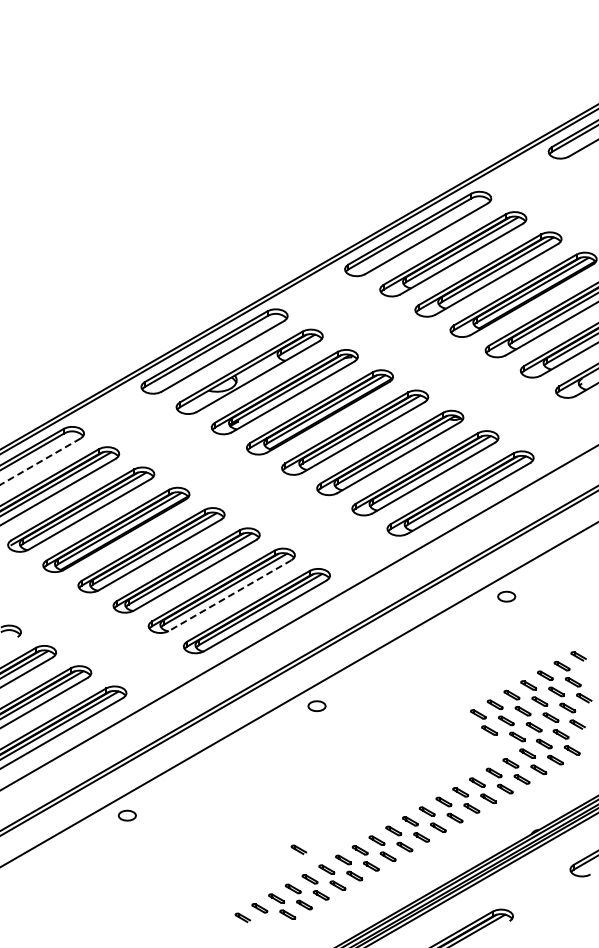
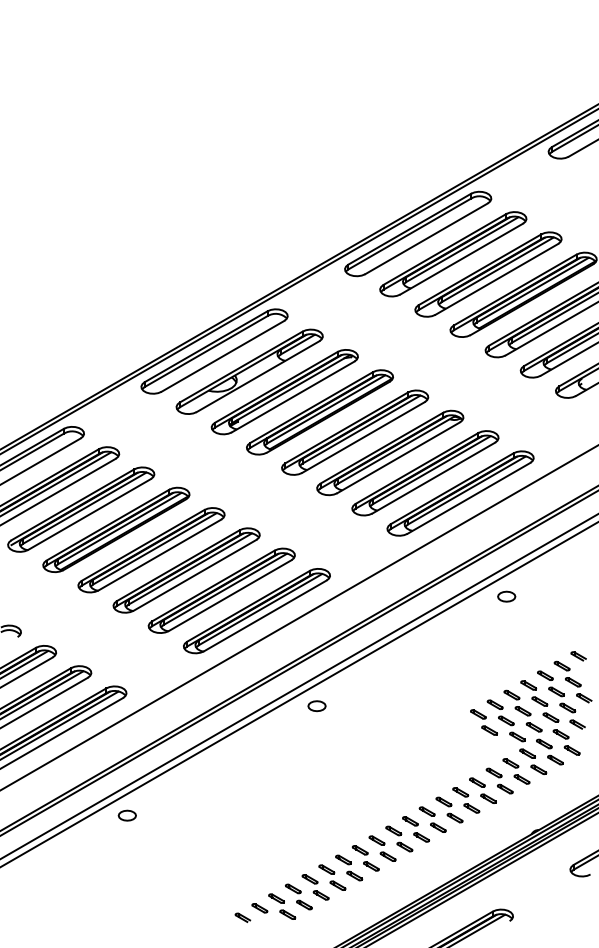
line: dashed -> solid (40, 461)
line: dashed -> solid (230, 595)
line: none -> present (298, 686)
part: present -> none (298, 849)
